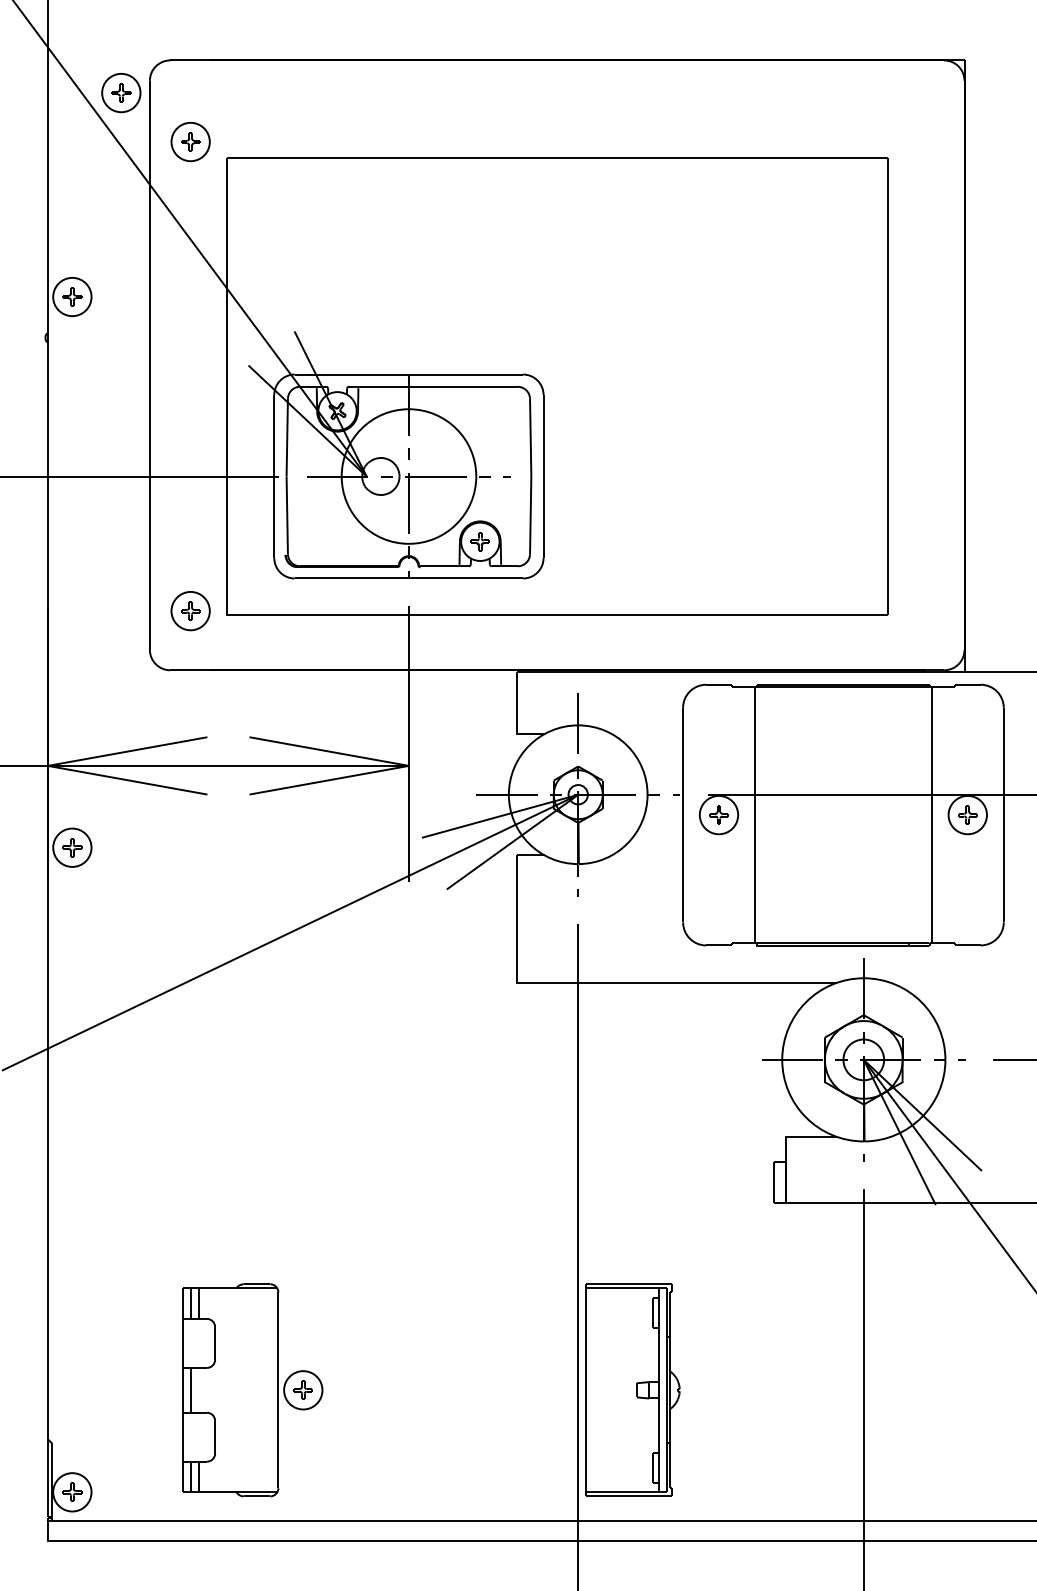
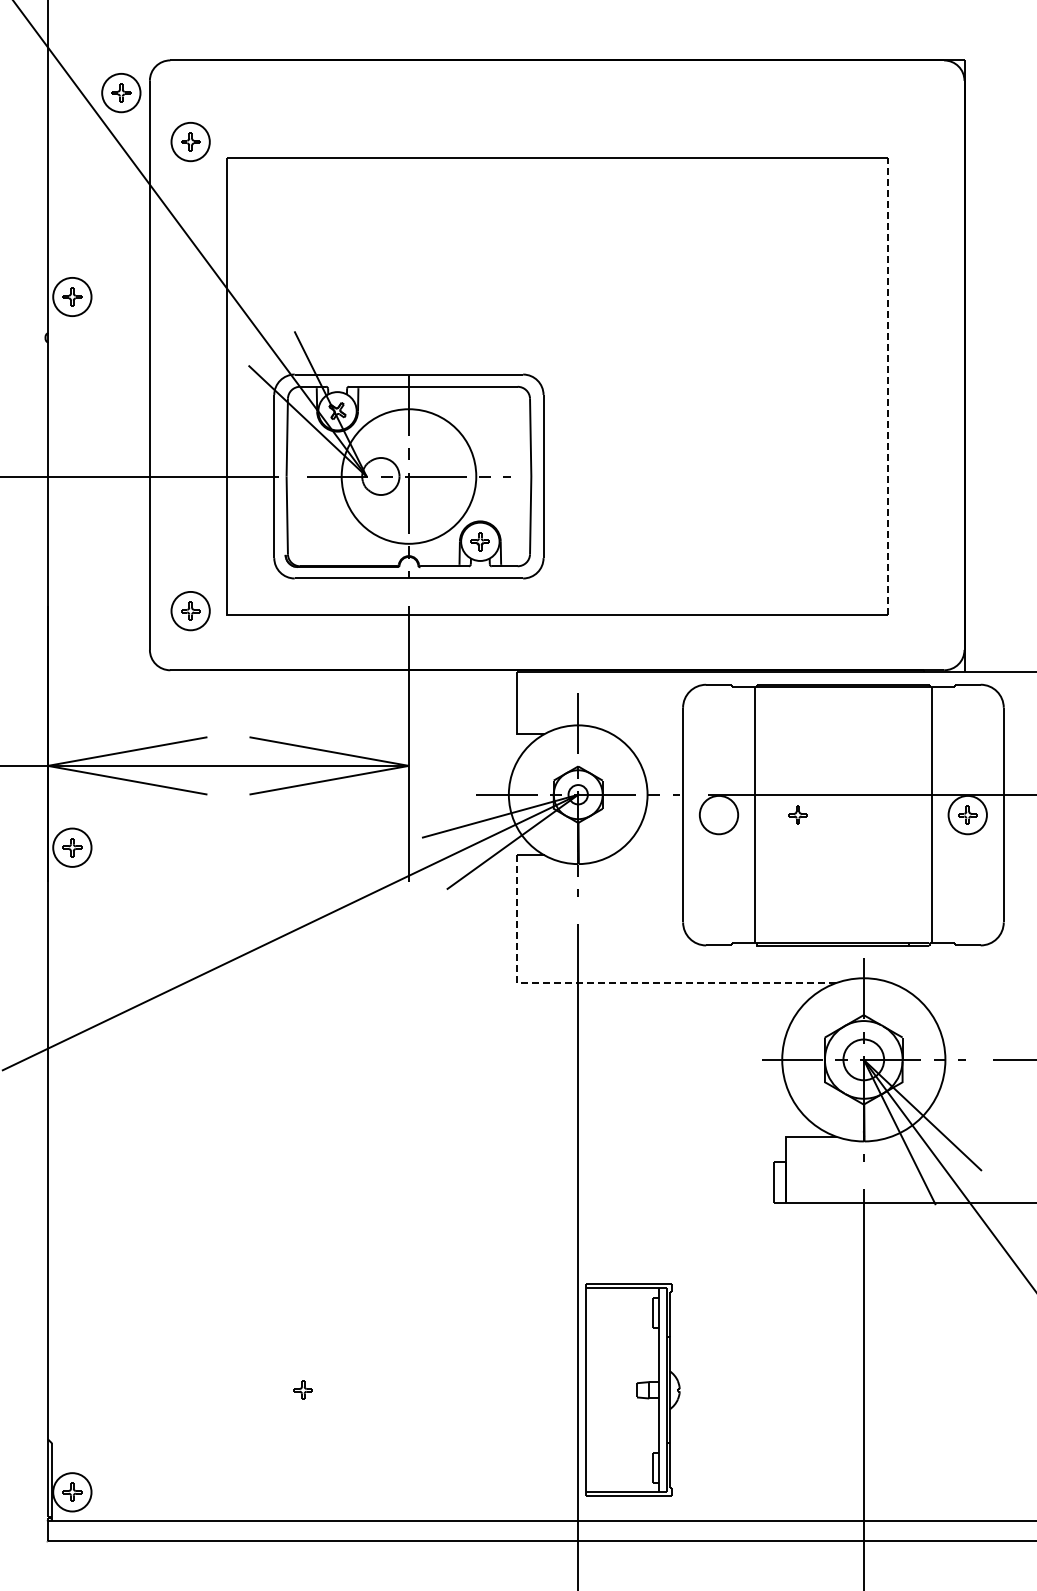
line: solid -> dashed (888, 386)
part position: (718, 814) -> (797, 814) (797, 814)
line: solid -> dashed (612, 982)
part: present -> none (252, 1390)
